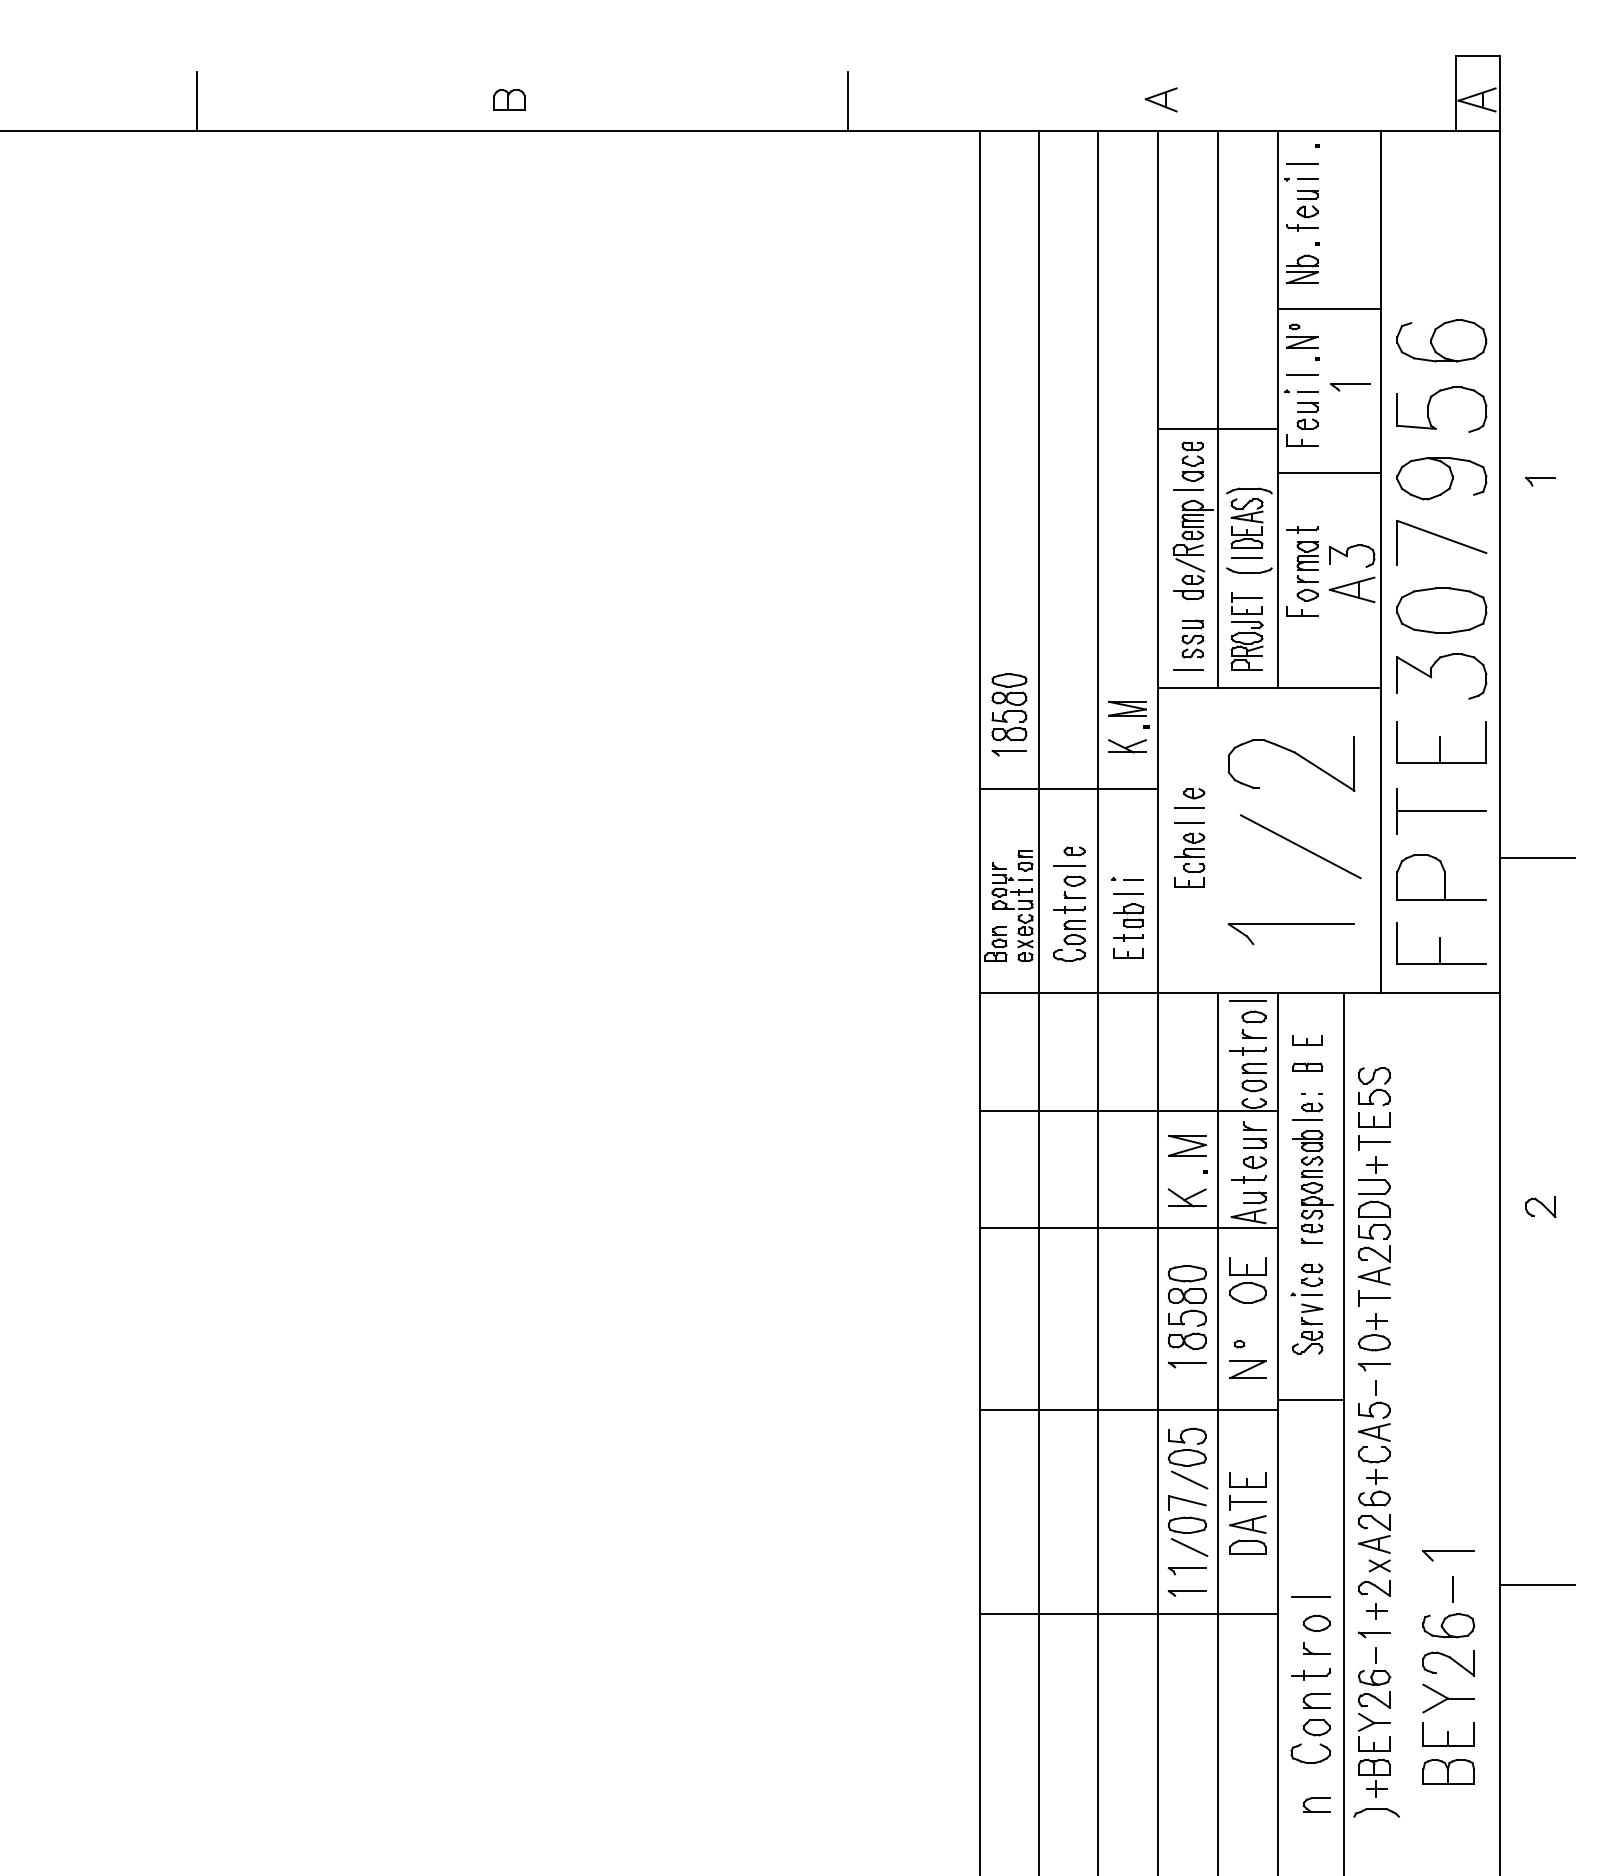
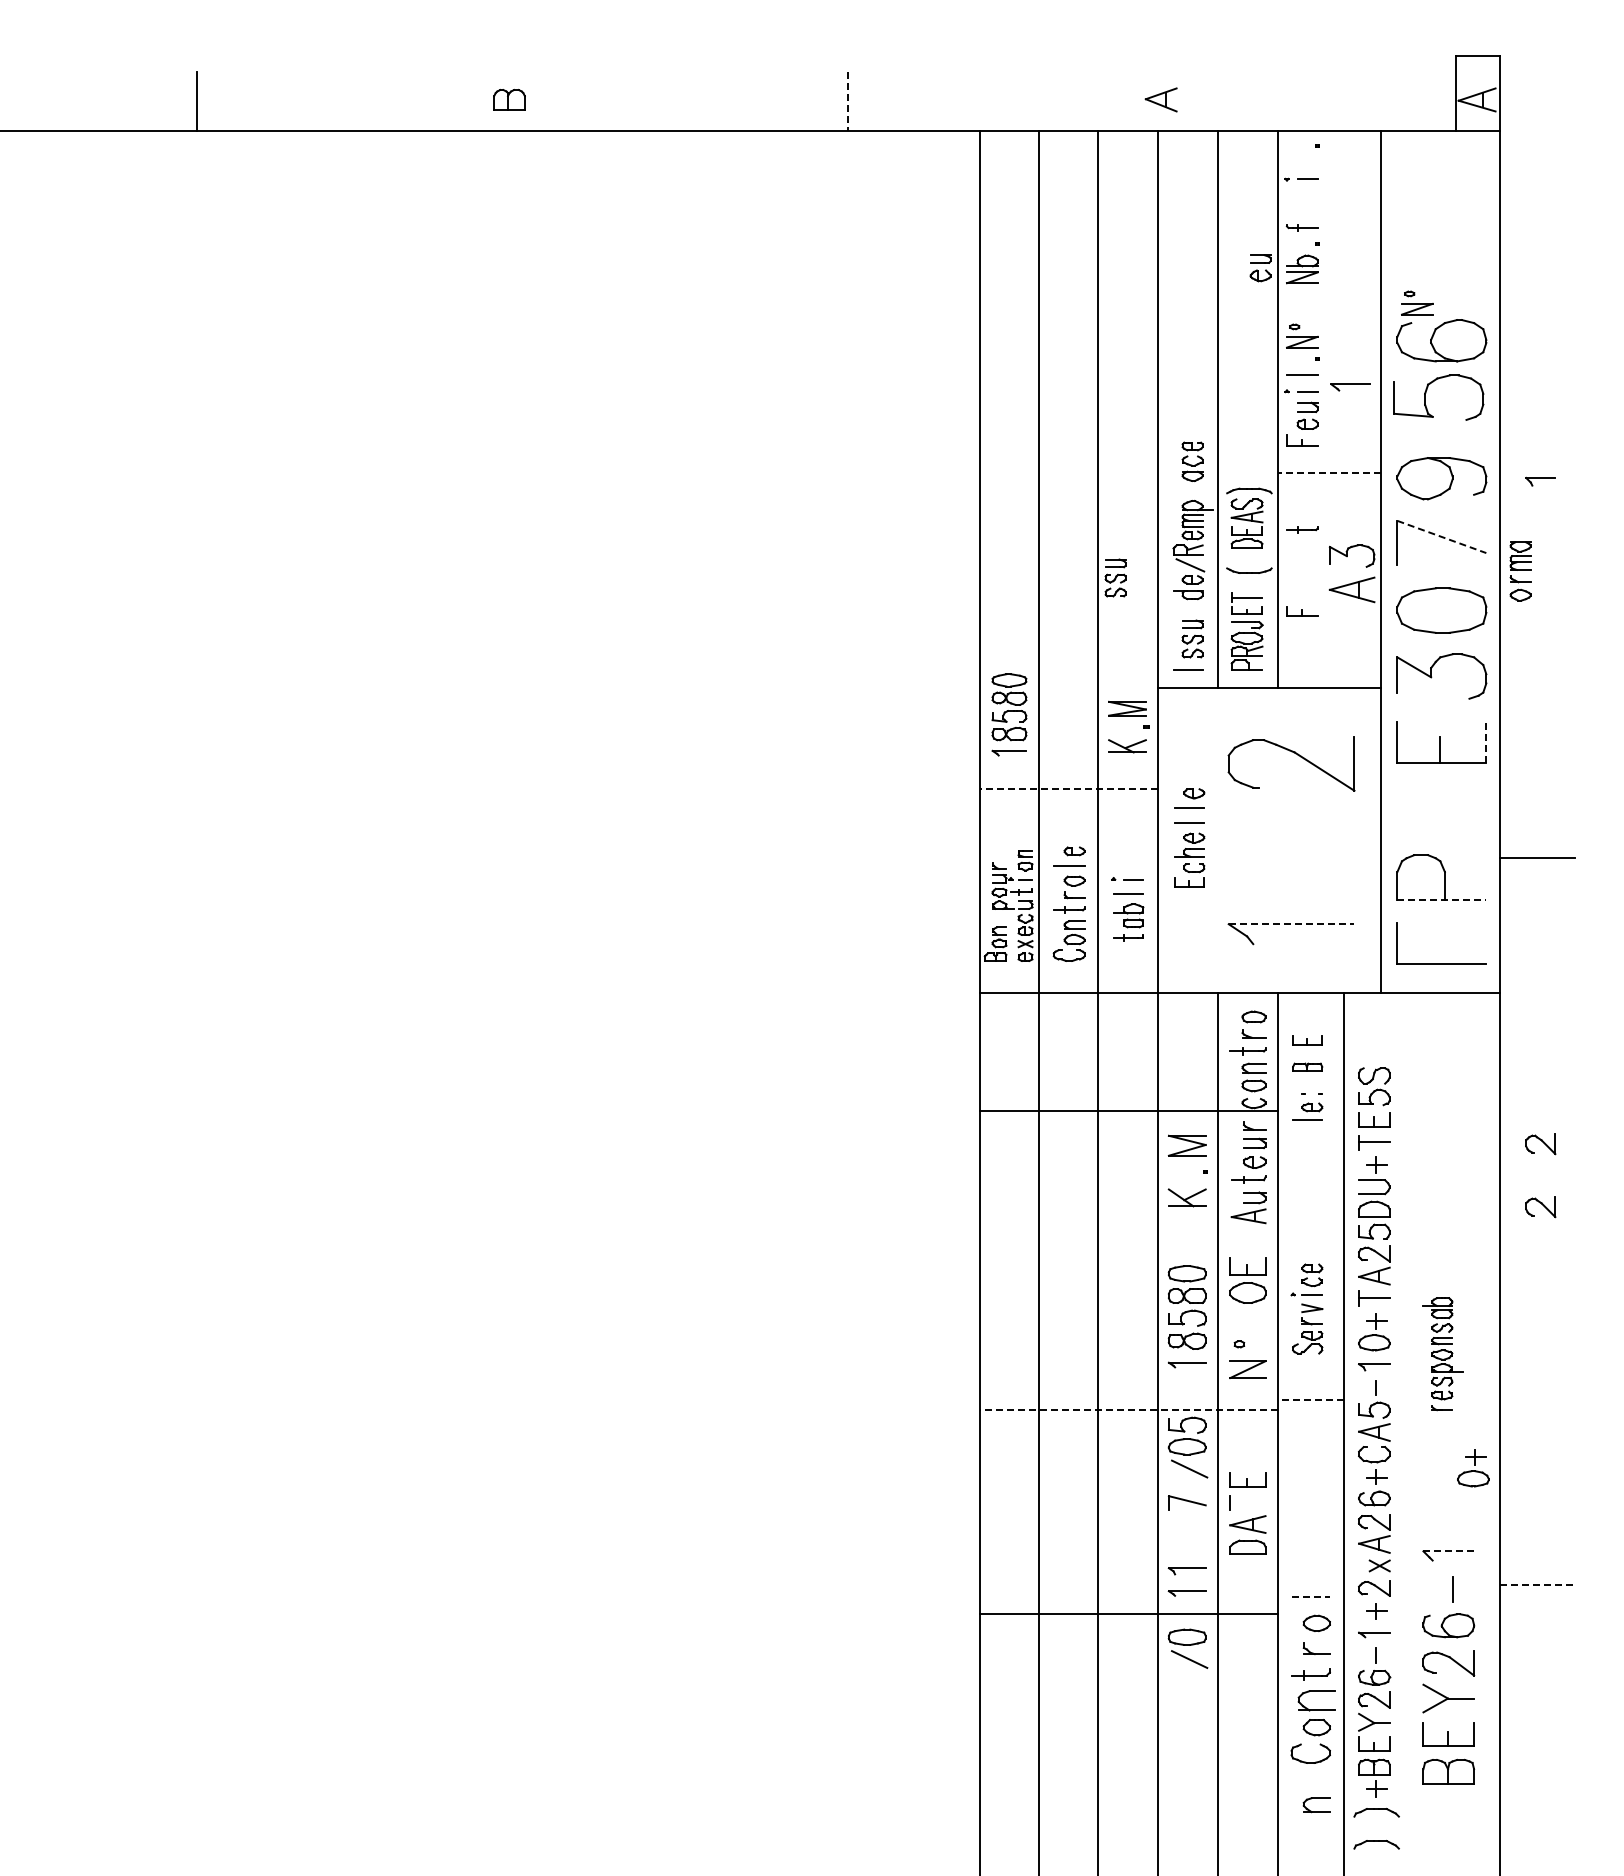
line: solid -> dashed (848, 101)
line: present -> none (1302, 163)
part position: (1307, 204) -> (1260, 268) (1260, 268)
part: none -> present (1417, 302)
line: present -> none (1328, 309)
part position: (1429, 405) -> (1426, 393) (1426, 393)
line: present -> none (1217, 428)
line: solid -> dashed (1328, 473)
line: present -> none (1187, 490)
line: solid -> dashed (1442, 537)
line: present -> none (1246, 557)
part position: (1307, 571) -> (1520, 571) (1520, 571)
part: none -> present (1115, 577)
line: solid -> dashed (1486, 742)
line: solid -> dashed (1069, 789)
part: present -> none (1441, 811)
line: present -> none (1300, 846)
line: solid -> dashed (1442, 899)
line: solid -> dashed (1291, 924)
line: present -> none (1440, 950)
part: present -> none (1128, 953)
line: present -> none (1247, 1000)
part: none -> present (1540, 1144)
part position: (1312, 1187) -> (1442, 1354) (1442, 1354)
line: present -> none (1128, 1227)
line: solid -> dashed (1310, 1399)
line: solid -> dashed (1129, 1410)
part position: (1187, 1458) -> (1187, 1447) (1187, 1447)
part: none -> present (1473, 1468)
line: present -> none (1247, 1502)
part position: (1187, 1536) -> (1187, 1648) (1187, 1648)
line: solid -> dashed (1449, 1551)
line: solid -> dashed (1537, 1585)
line: solid -> dashed (1311, 1597)
part size: 29x16 px -> 39x22 px (1316, 1700)
part: none -> present (1376, 1844)
